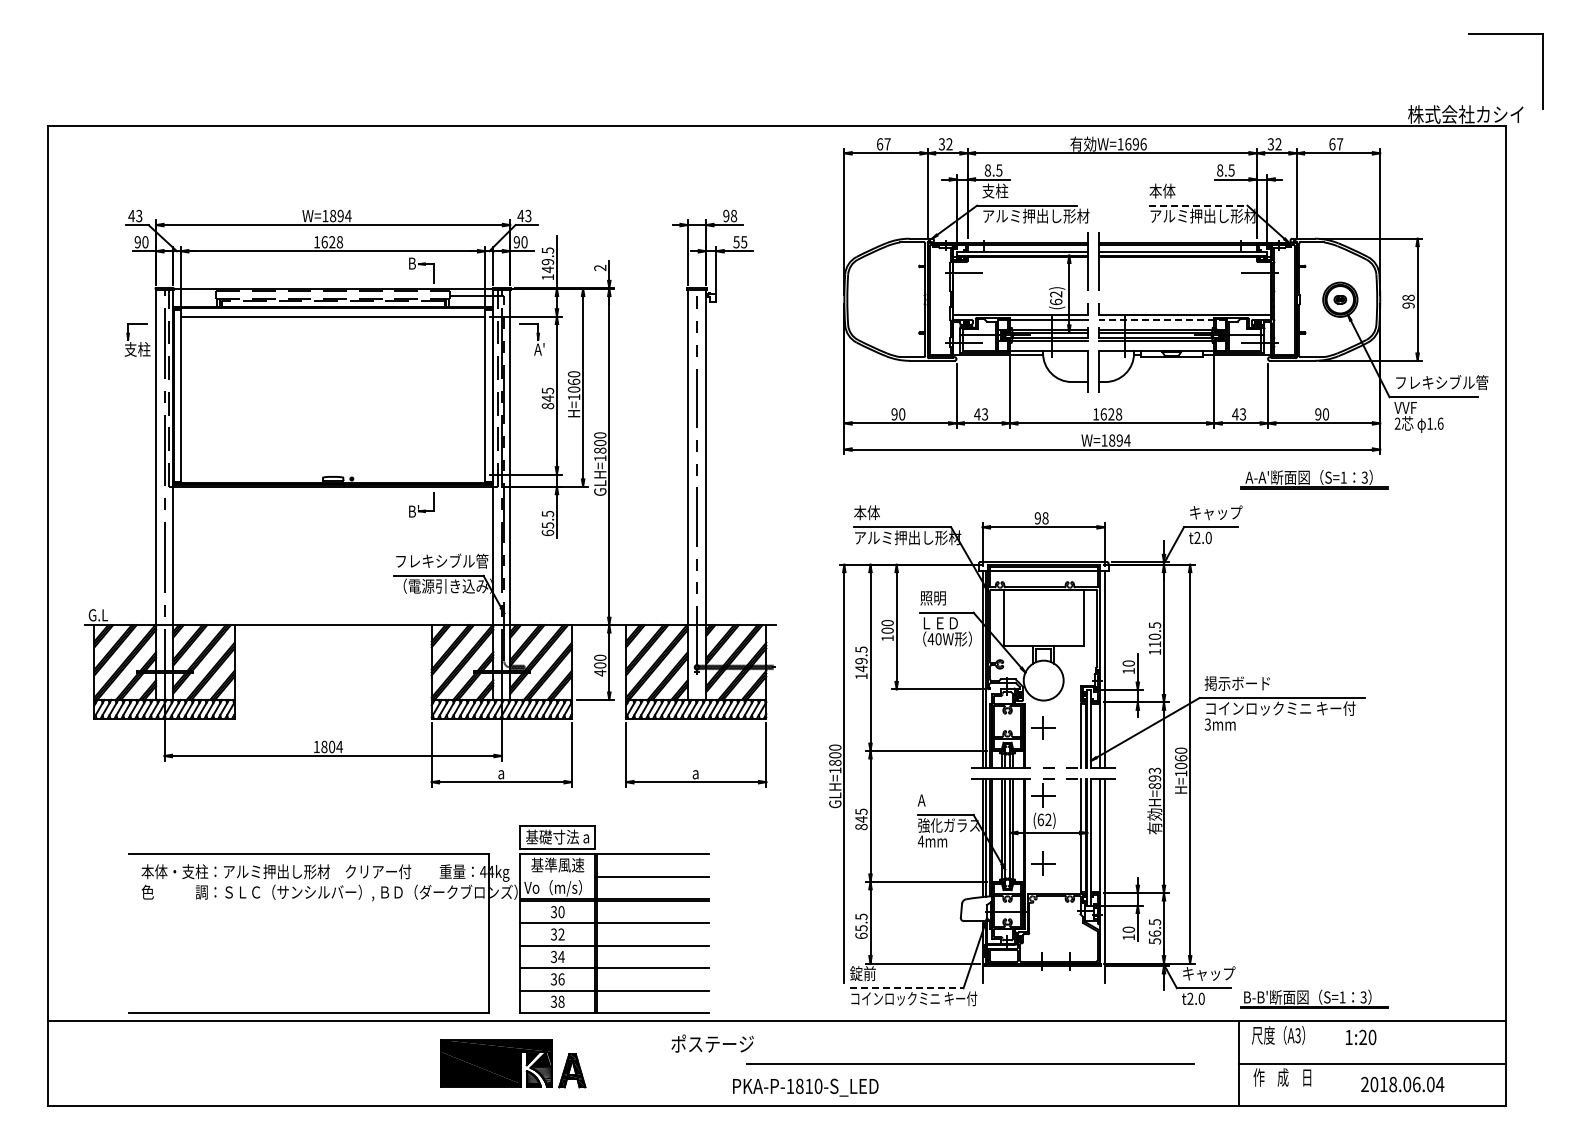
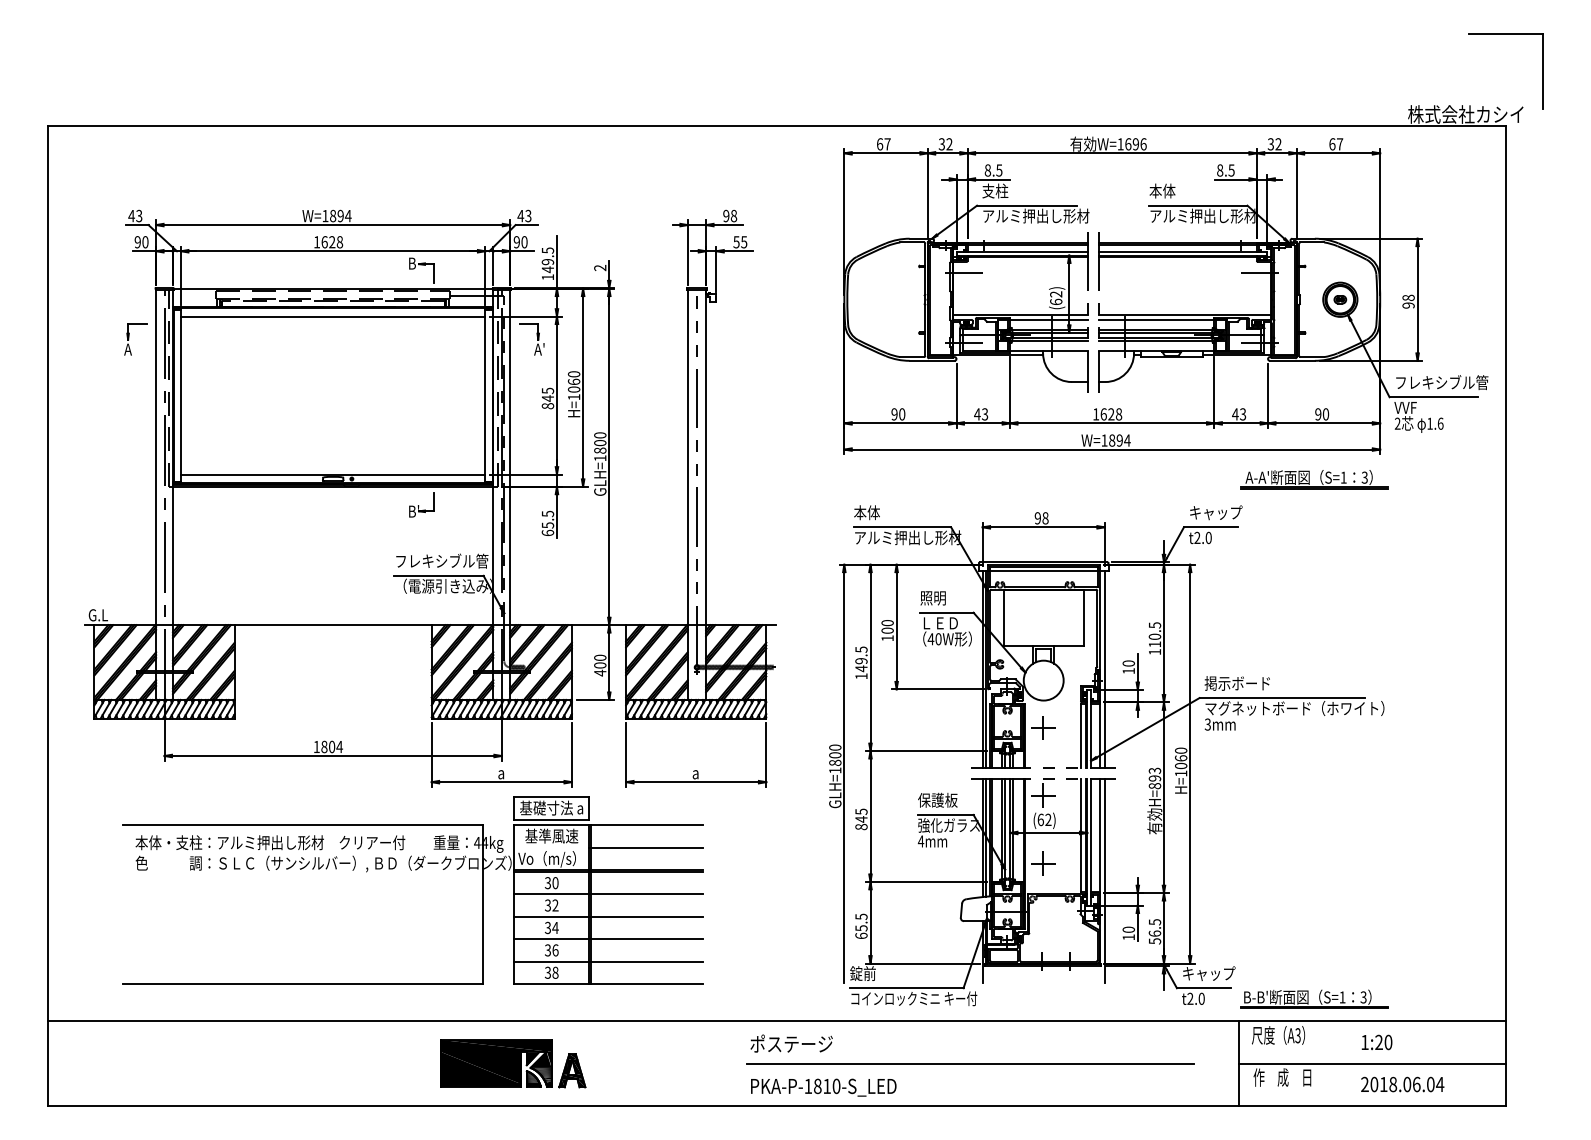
line: dashed -> solid (1198, 205)
line: dashed -> solid (1162, 319)
text: 支柱 -> A (137, 349)
line: none -> present (333, 474)
text: コインロックミニ キー付 -> マグネットボード（ホワイト） (1294, 708)
text: A -> 保護板 (937, 799)
part position: (417, 899) -> (411, 870) (411, 870)
line: dashed -> solid (906, 988)
text position: (1360, 1037) -> (1376, 1042) (1376, 1042)
text position: (712, 1043) -> (791, 1043) (791, 1043)
text position: (805, 1087) -> (823, 1087) (823, 1087)
